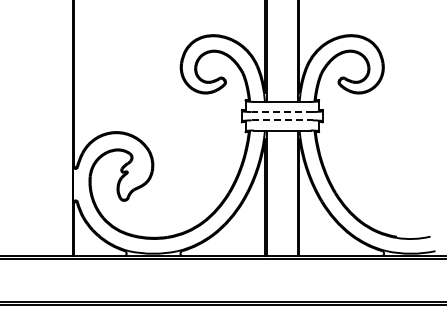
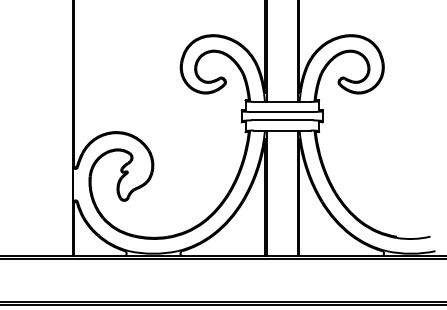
line: dashed -> solid (282, 112)
line: dashed -> solid (282, 120)
